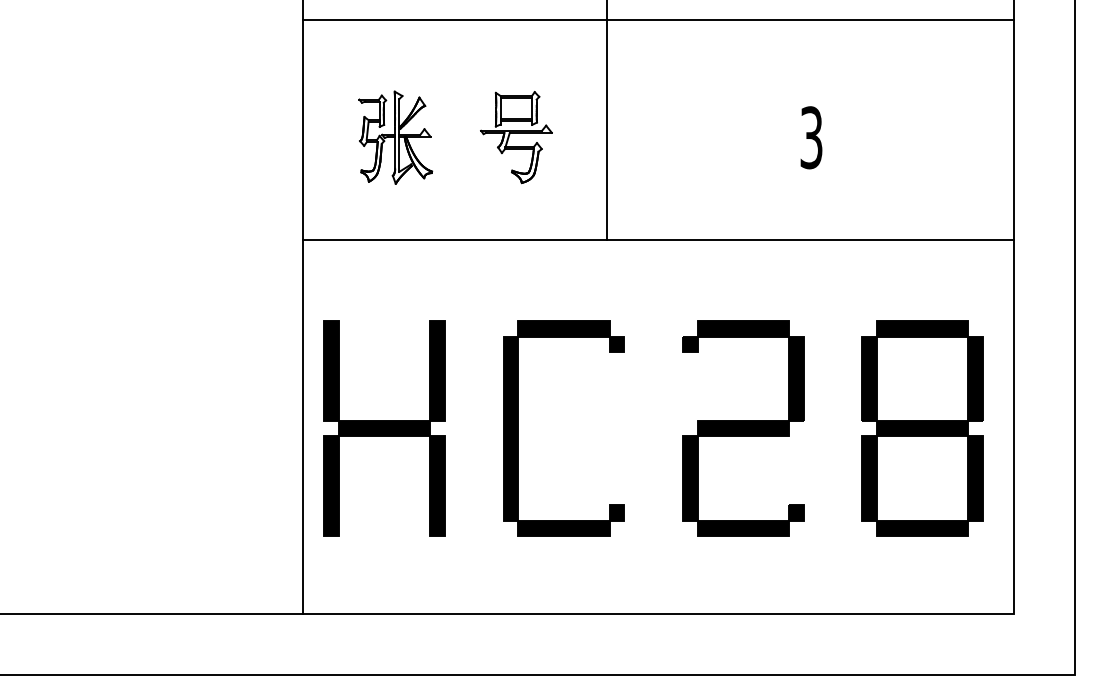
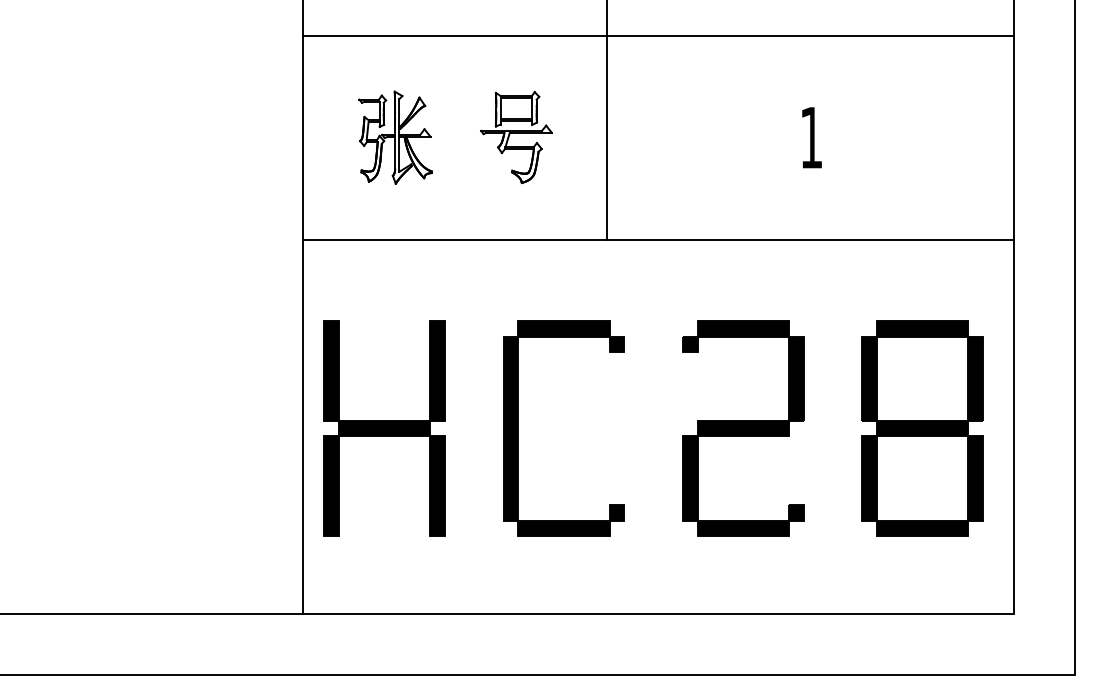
line position: (657, 19) -> (657, 35) (657, 35)
text: 3 -> 1 (811, 137)
